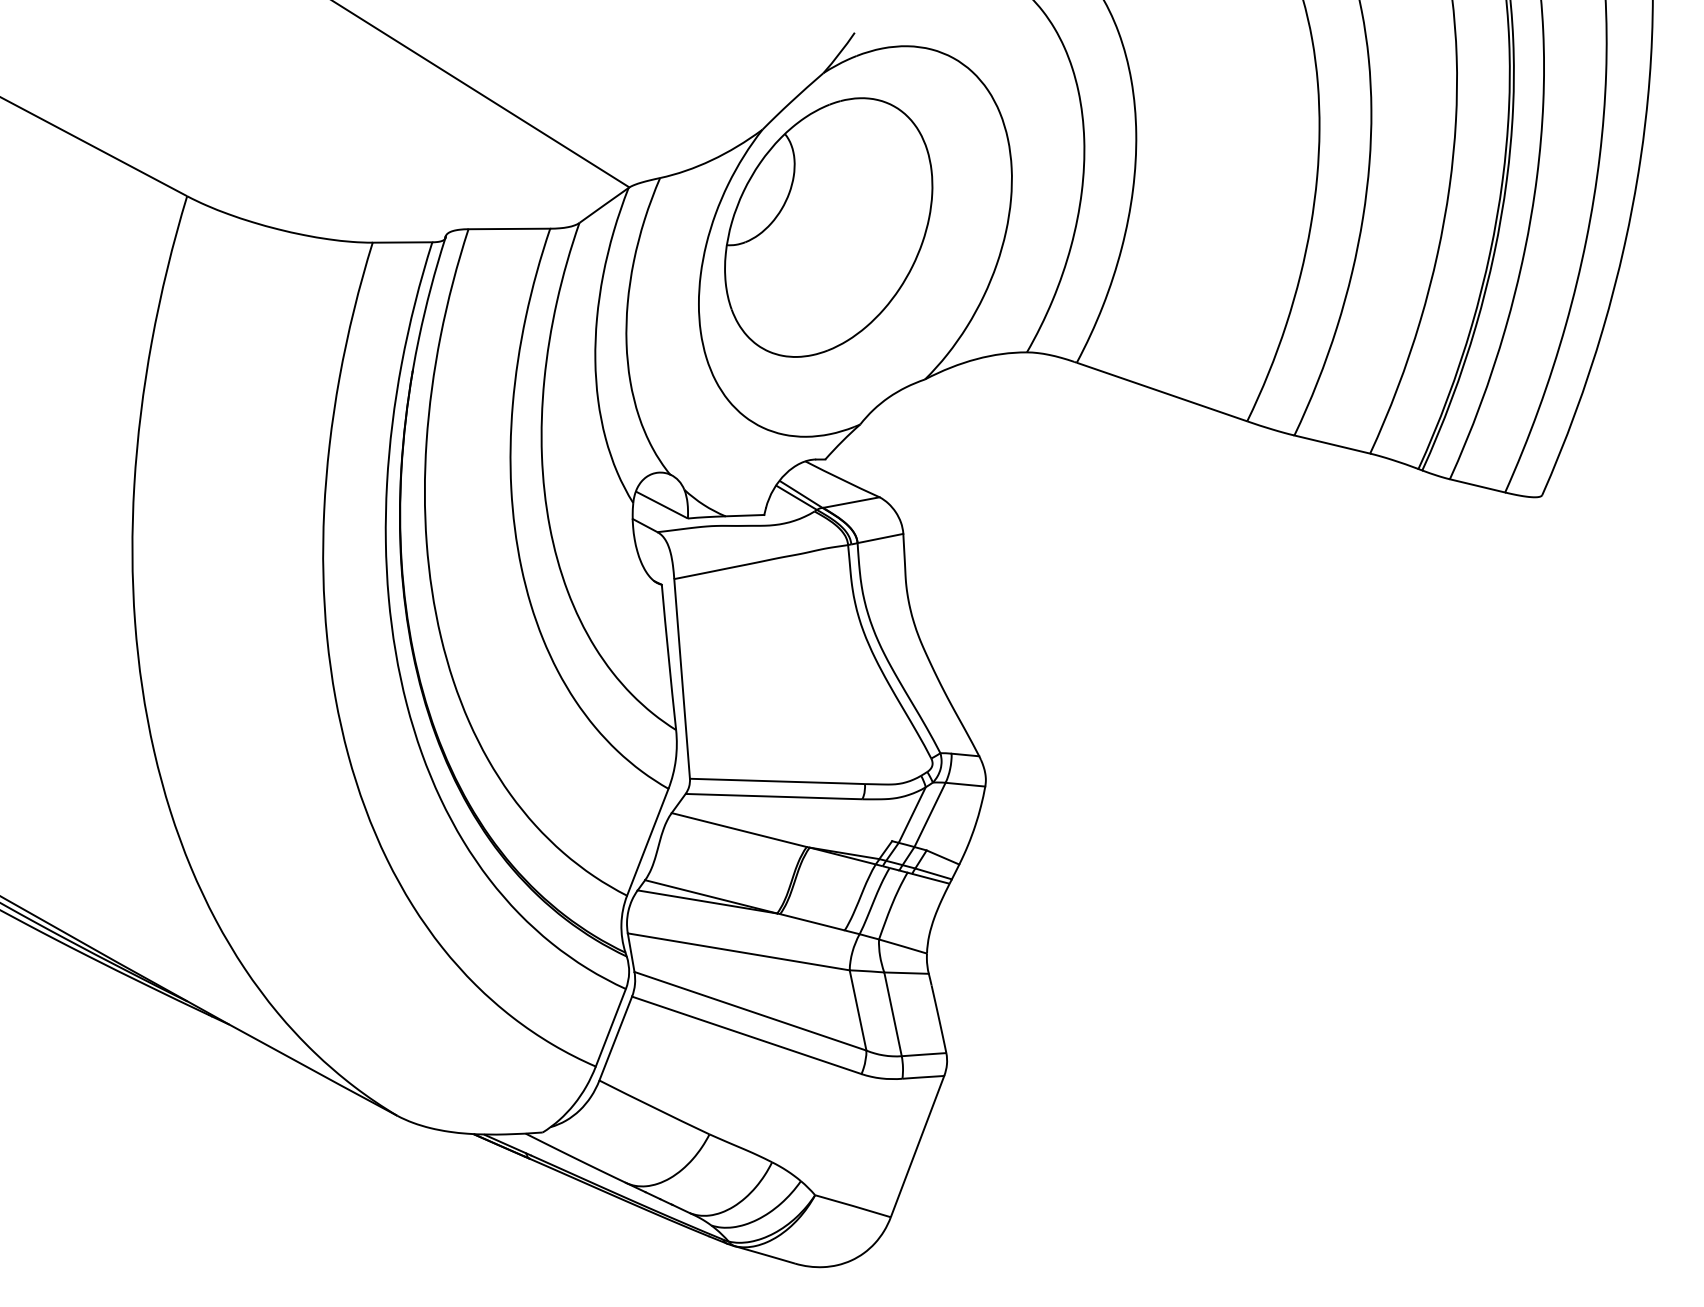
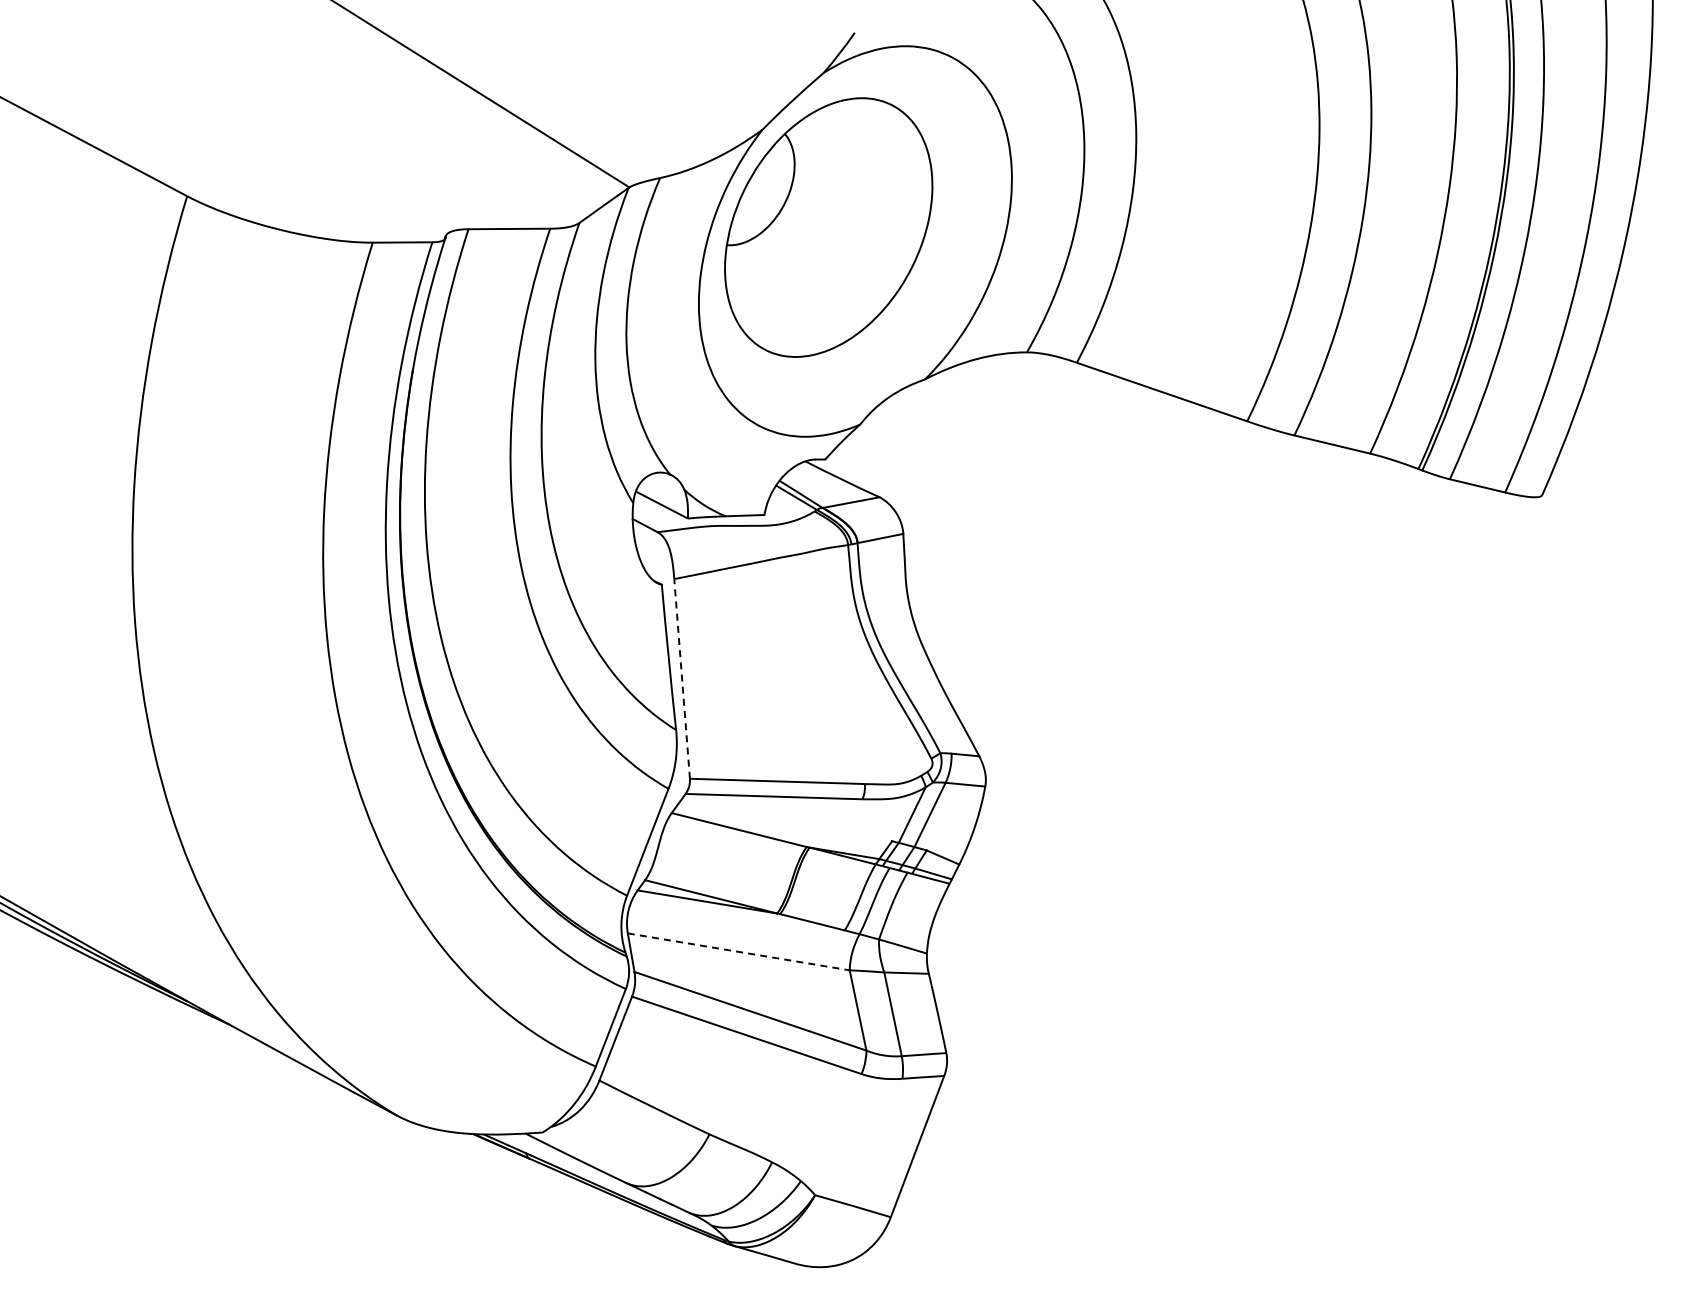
line: solid -> dashed (682, 678)
line: solid -> dashed (739, 951)
